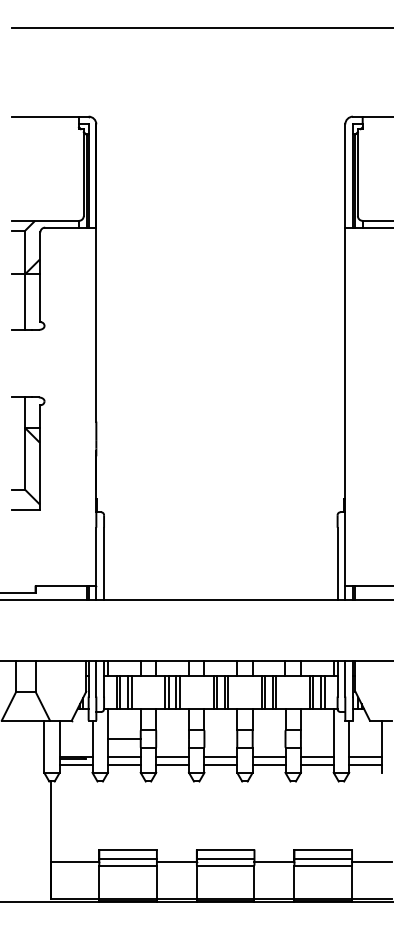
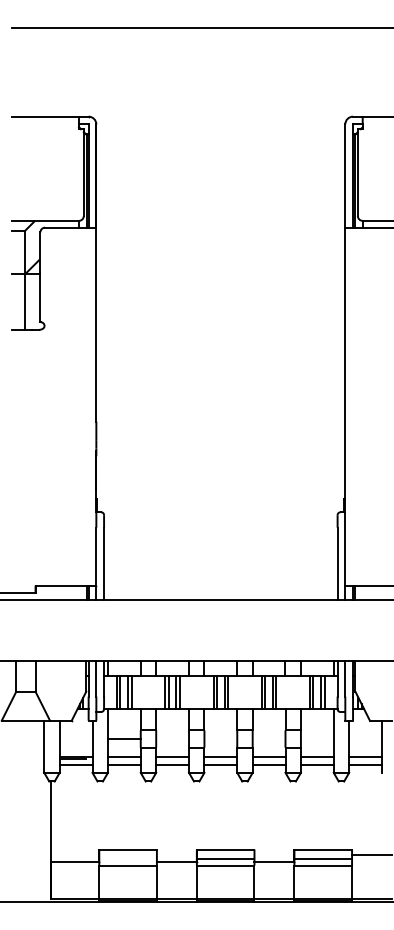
part: present -> none (28, 453)
line: present -> none (127, 859)
line position: (371, 862) -> (371, 855) (371, 855)
